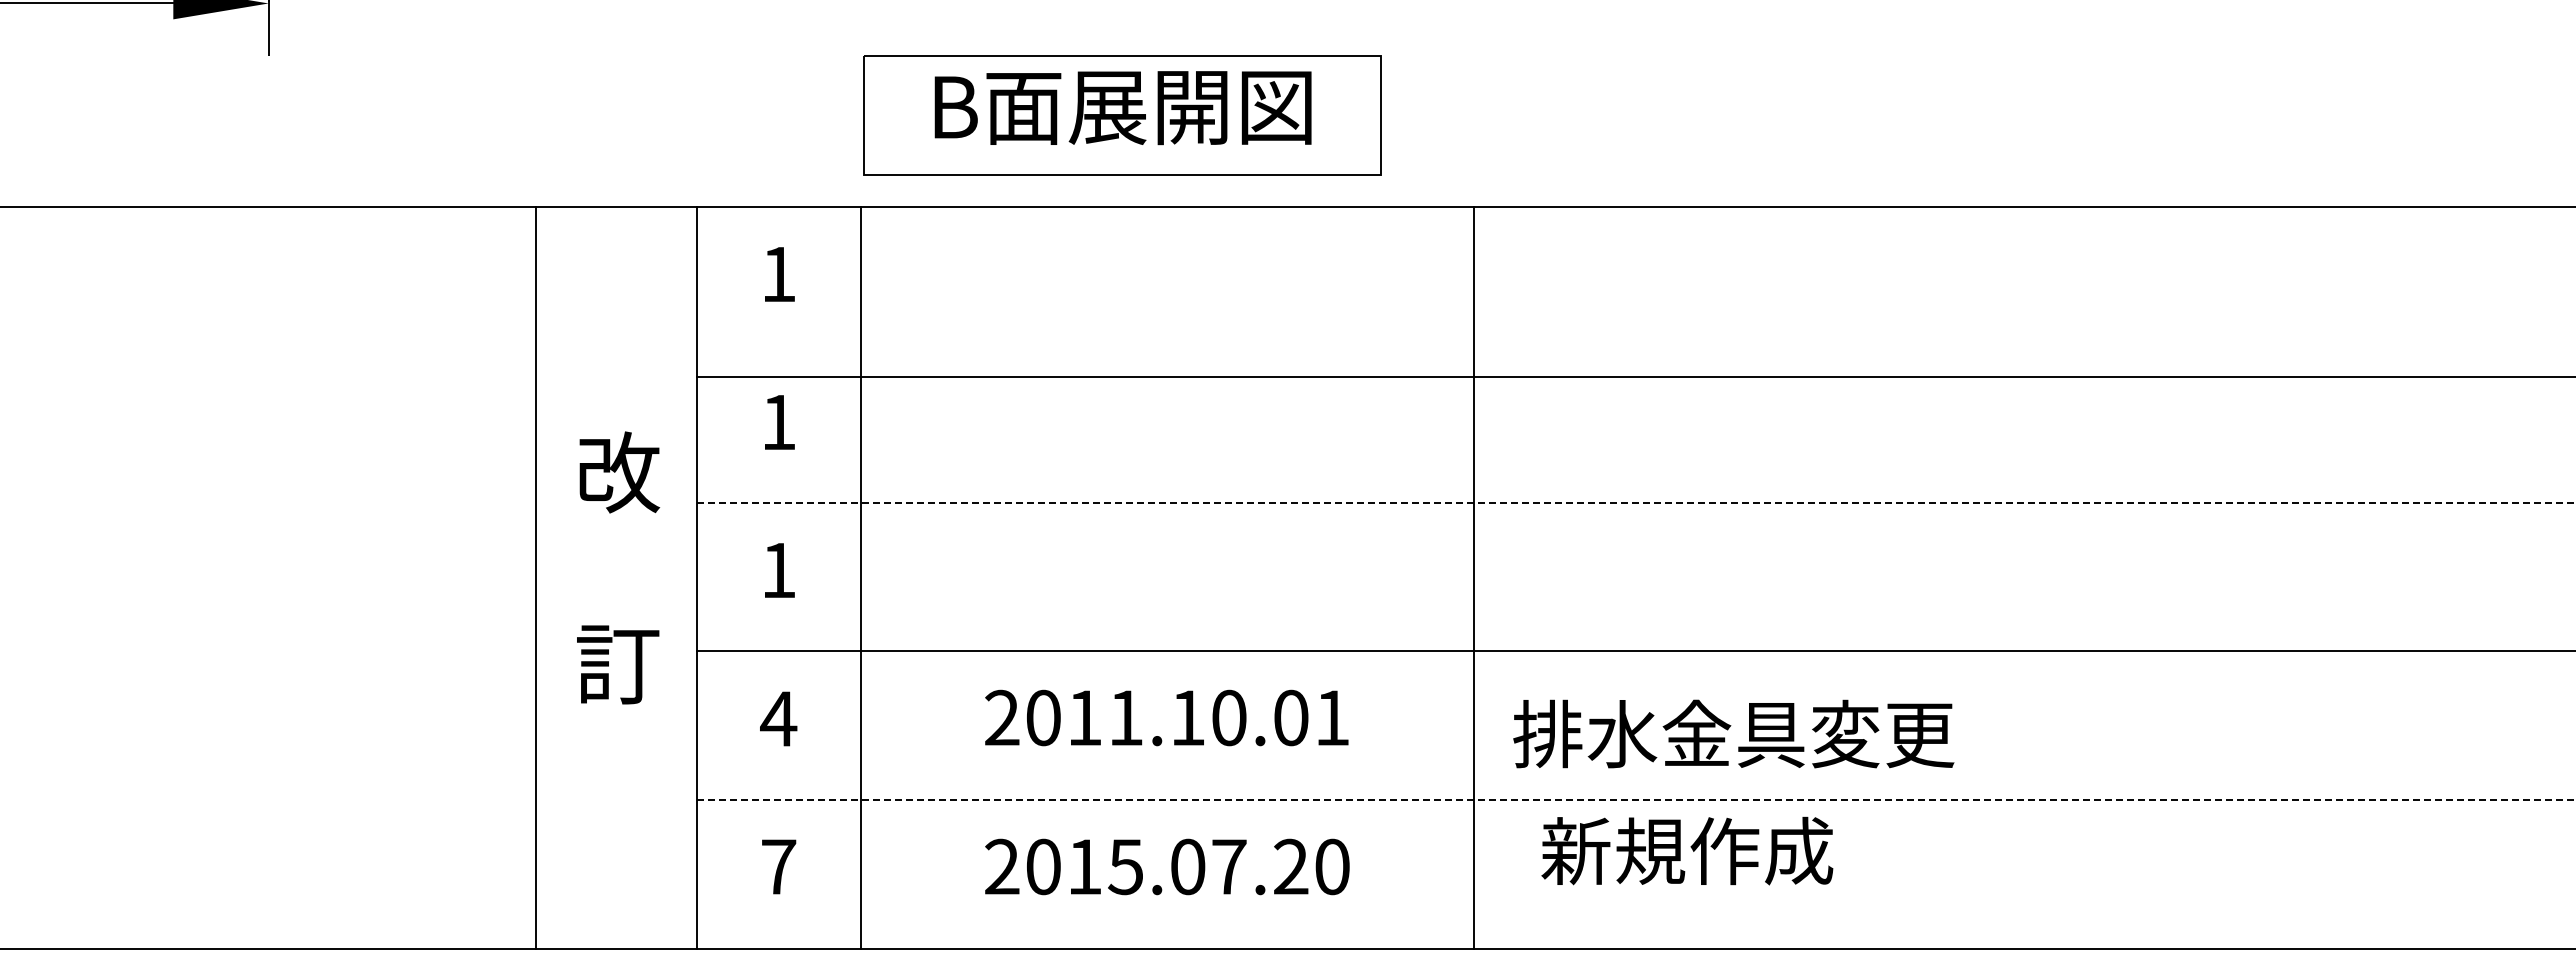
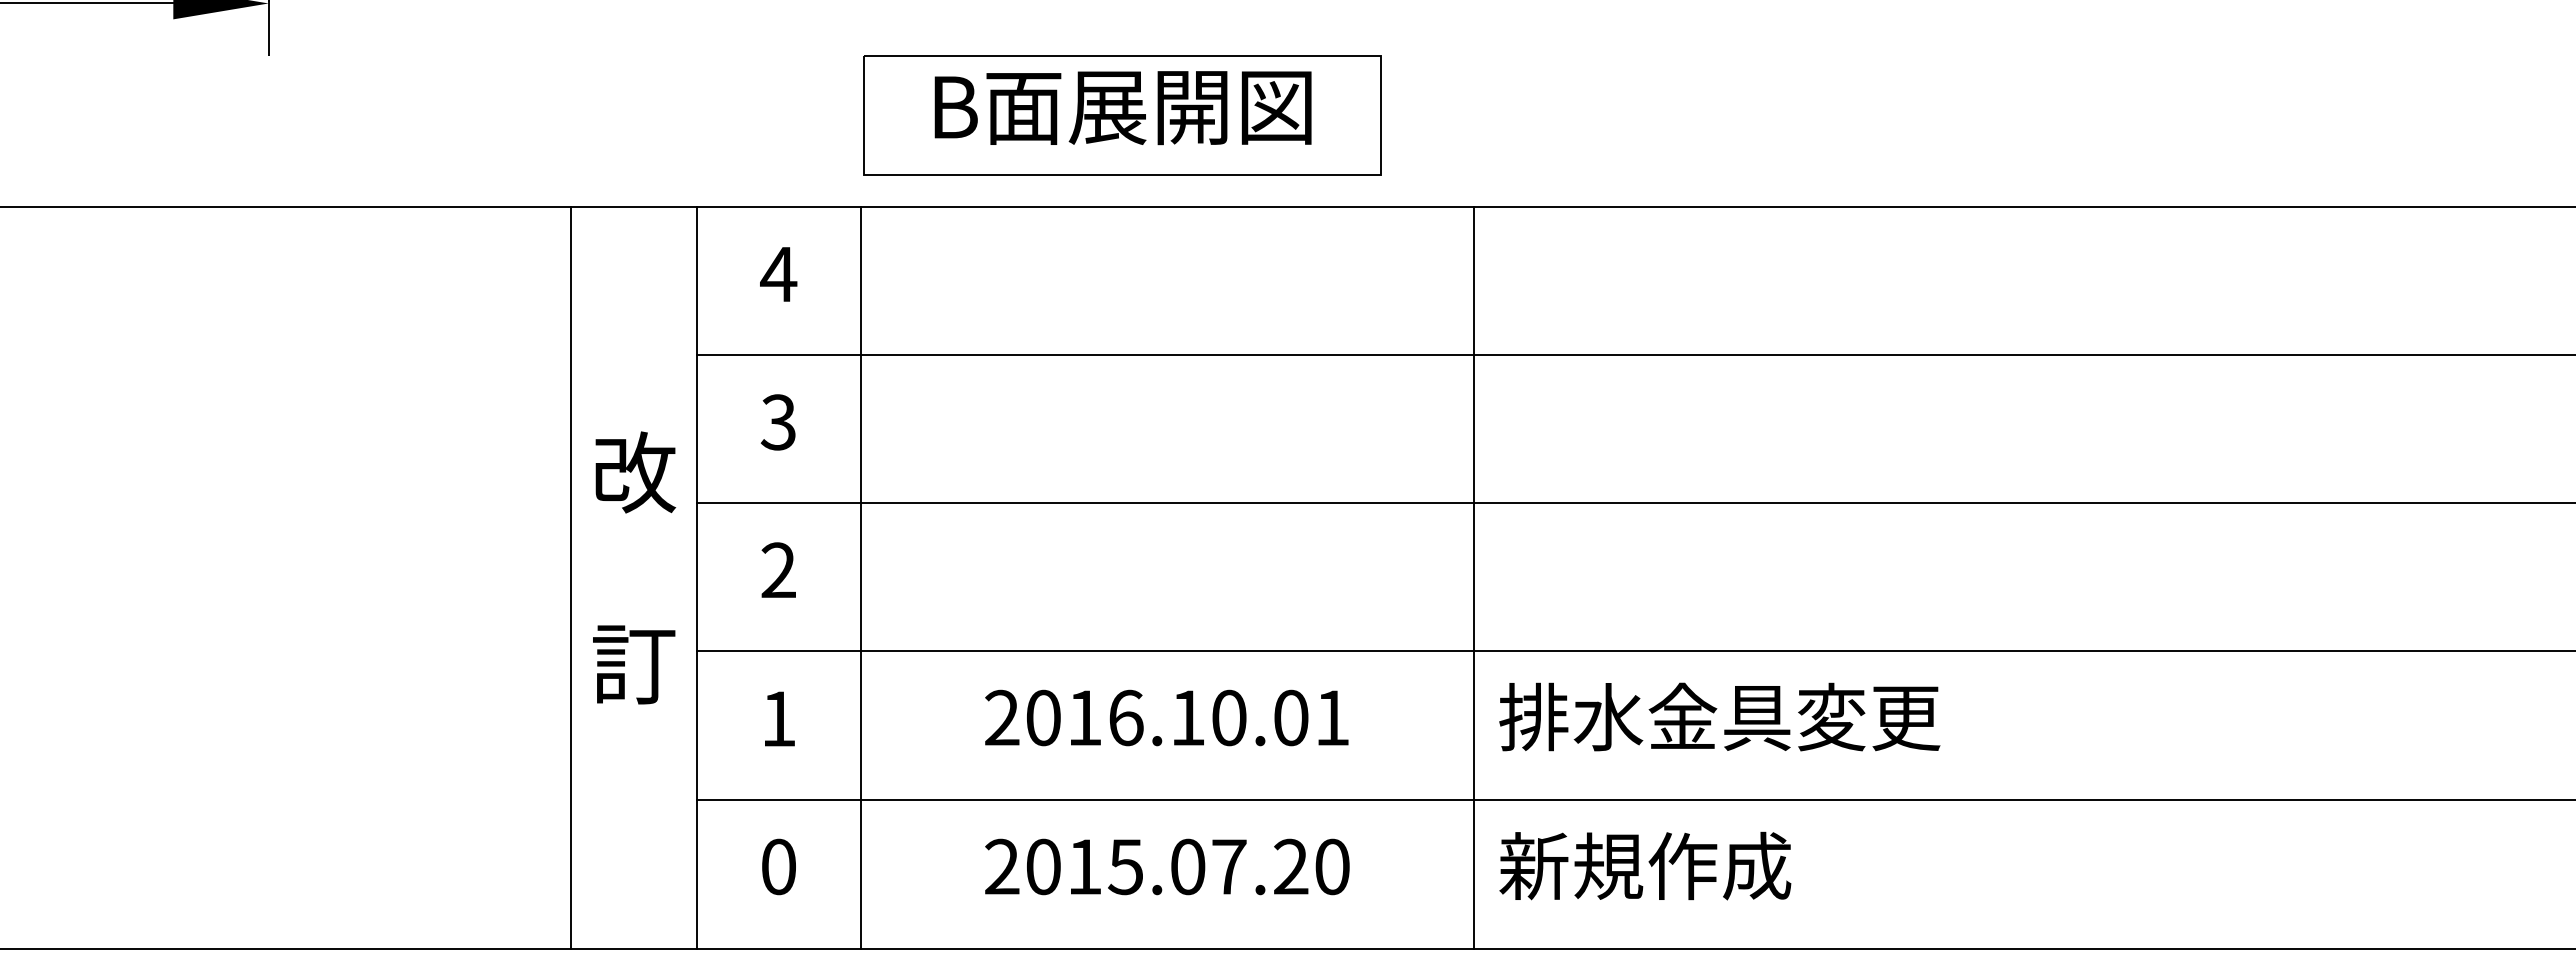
text: 1 -> 4 (778, 274)
line position: (1634, 376) -> (1634, 354) (1634, 354)
text: 1 -> 3 (777, 422)
line: dashed -> solid (1636, 502)
text position: (618, 567) -> (634, 567) (634, 567)
text: 1 -> 2 (778, 569)
line position: (536, 577) -> (571, 577) (571, 577)
text: 2011.10.01 -> 2016.10.01 (1126, 717)
text: 4 -> 1 (778, 718)
text position: (1733, 733) -> (1719, 716) (1719, 716)
line: dashed -> solid (1636, 799)
text position: (1687, 850) -> (1645, 865) (1645, 865)
text: 7 -> 0 (779, 866)
